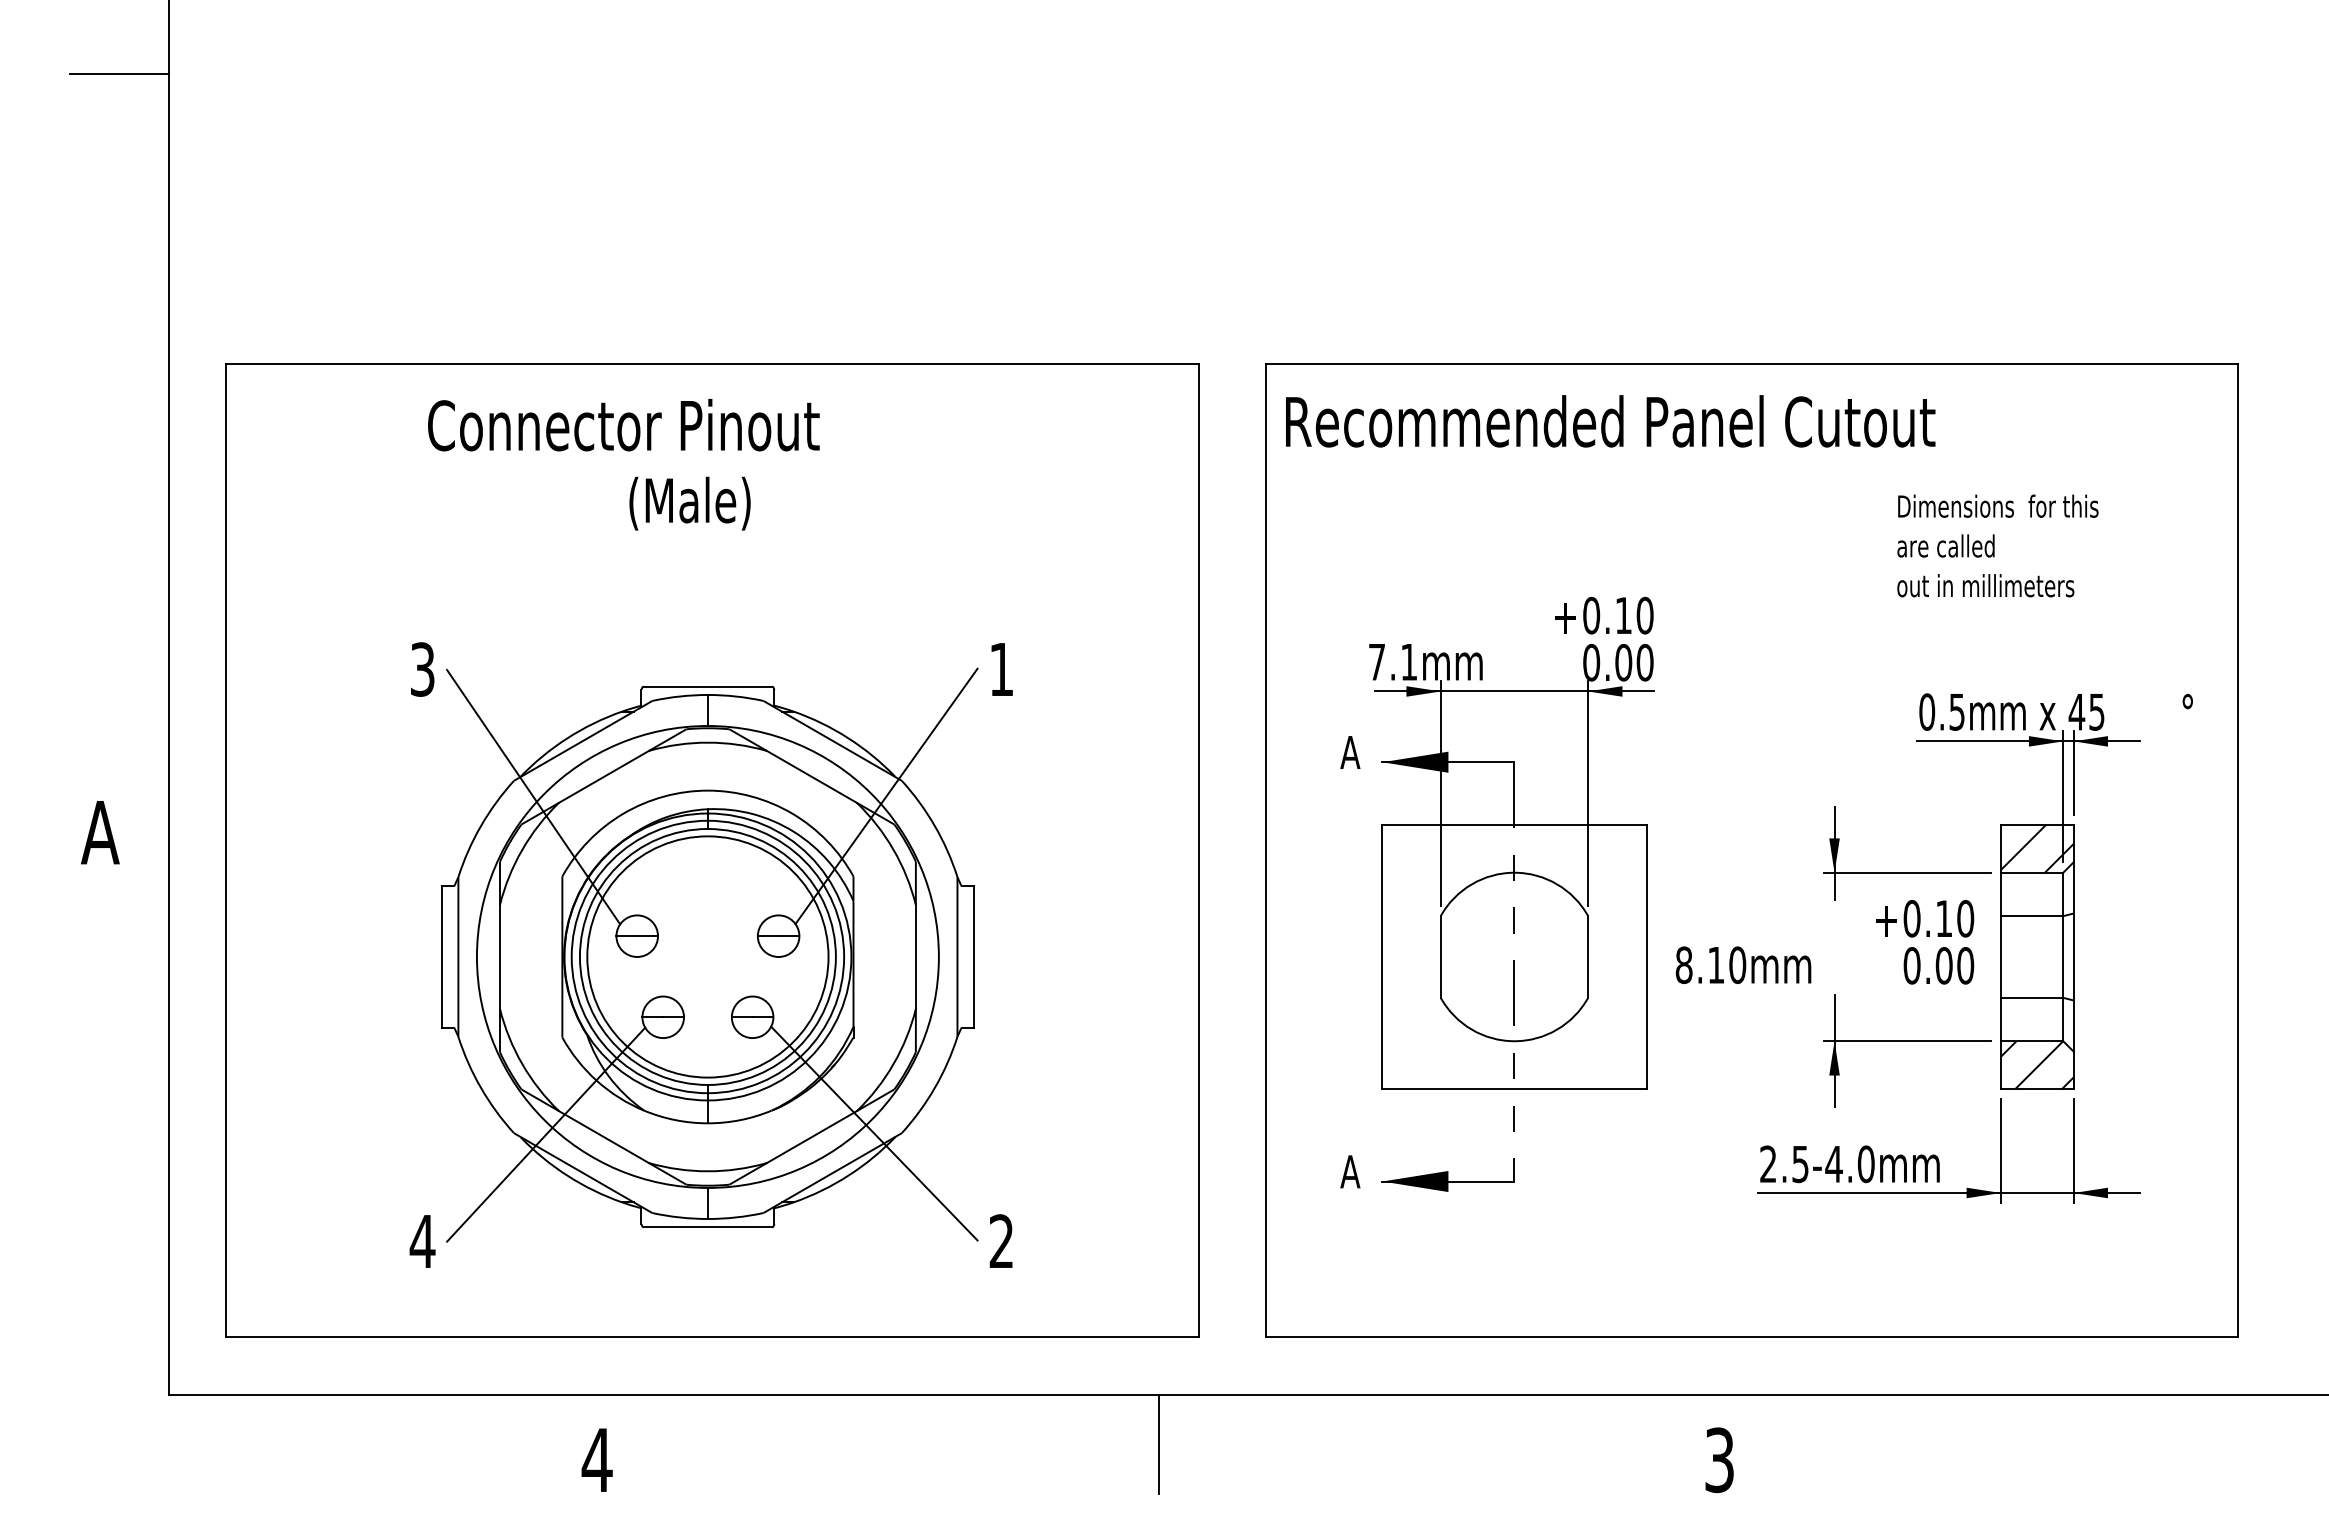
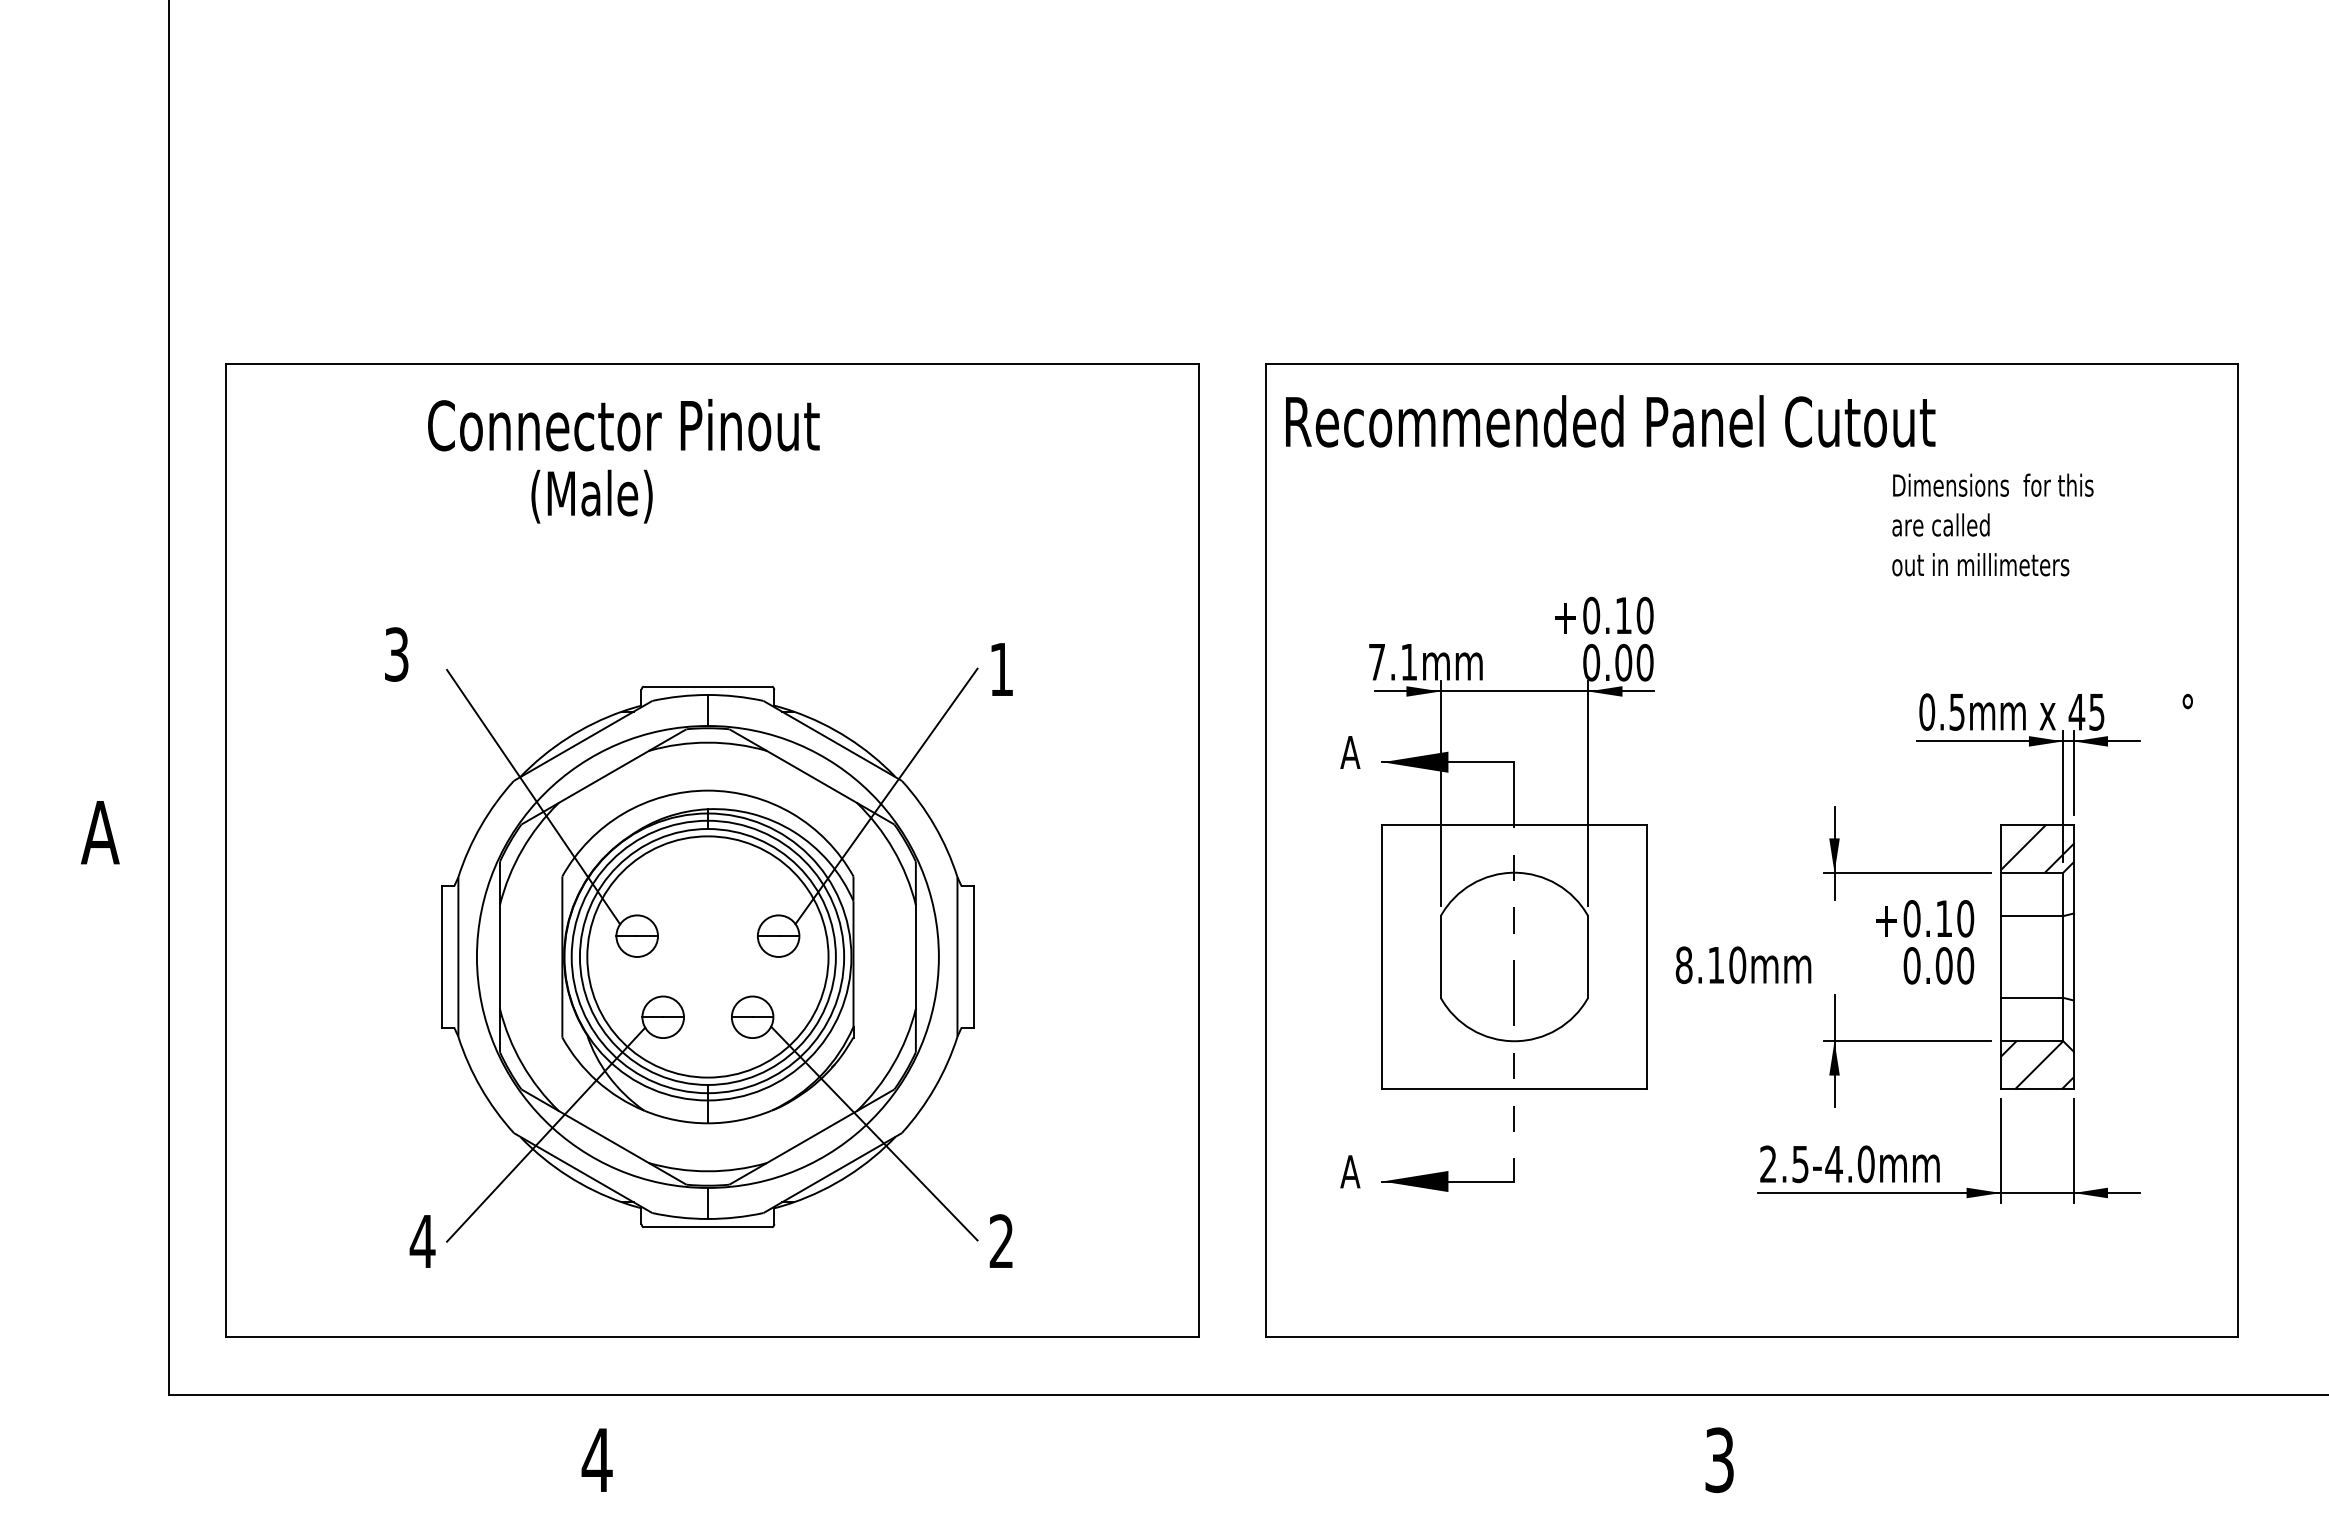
line: present -> none (118, 74)
text position: (689, 503) -> (591, 496) (591, 496)
text position: (1997, 545) -> (1992, 524) (1992, 524)
text position: (422, 669) -> (396, 654) (396, 654)
line: present -> none (1159, 1443)
